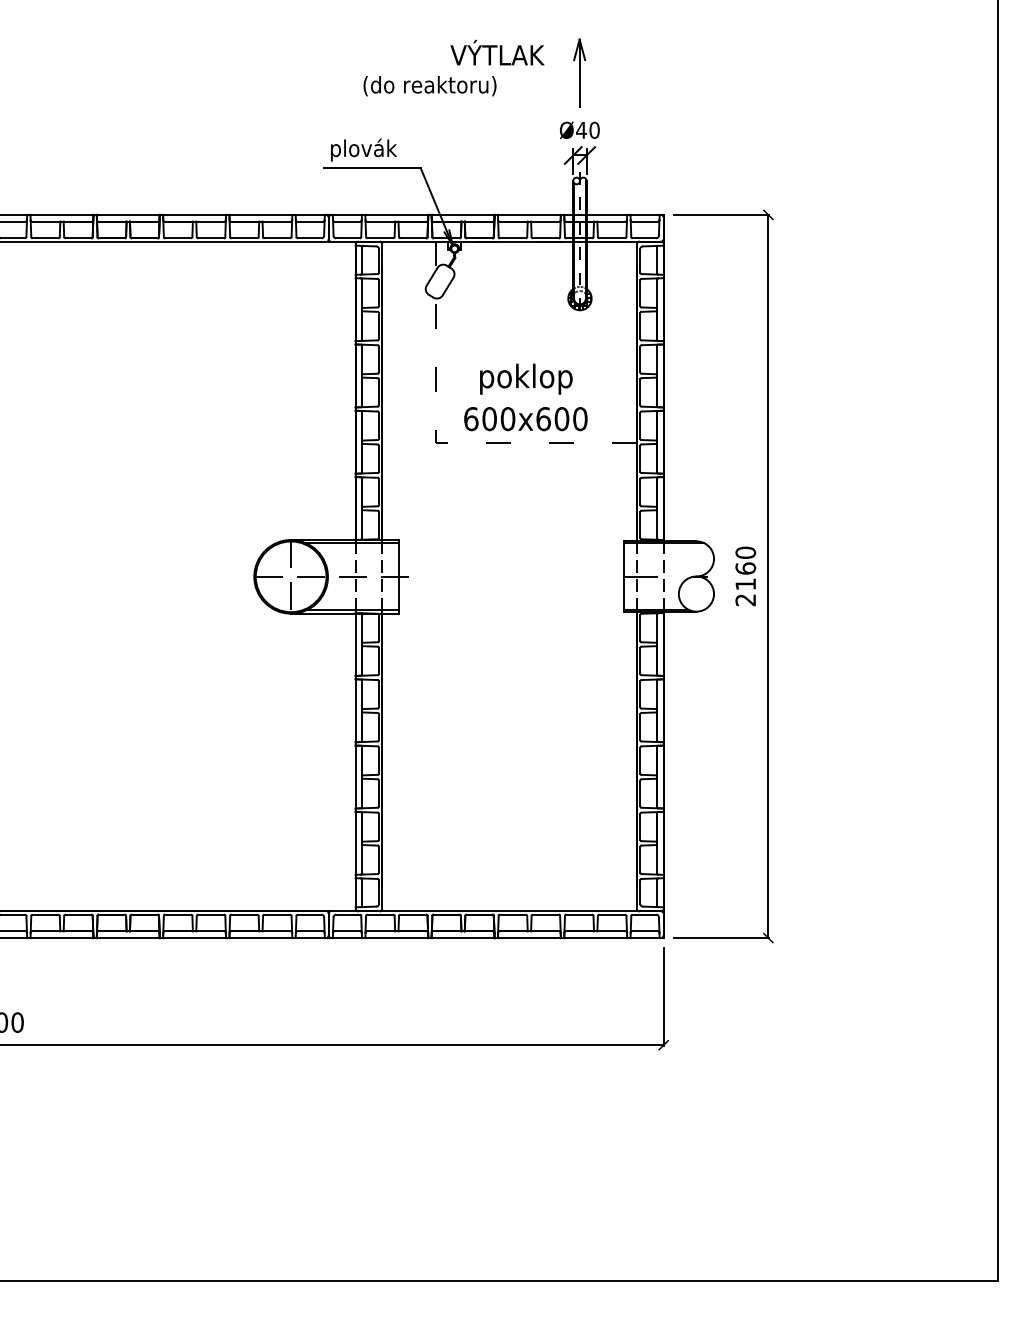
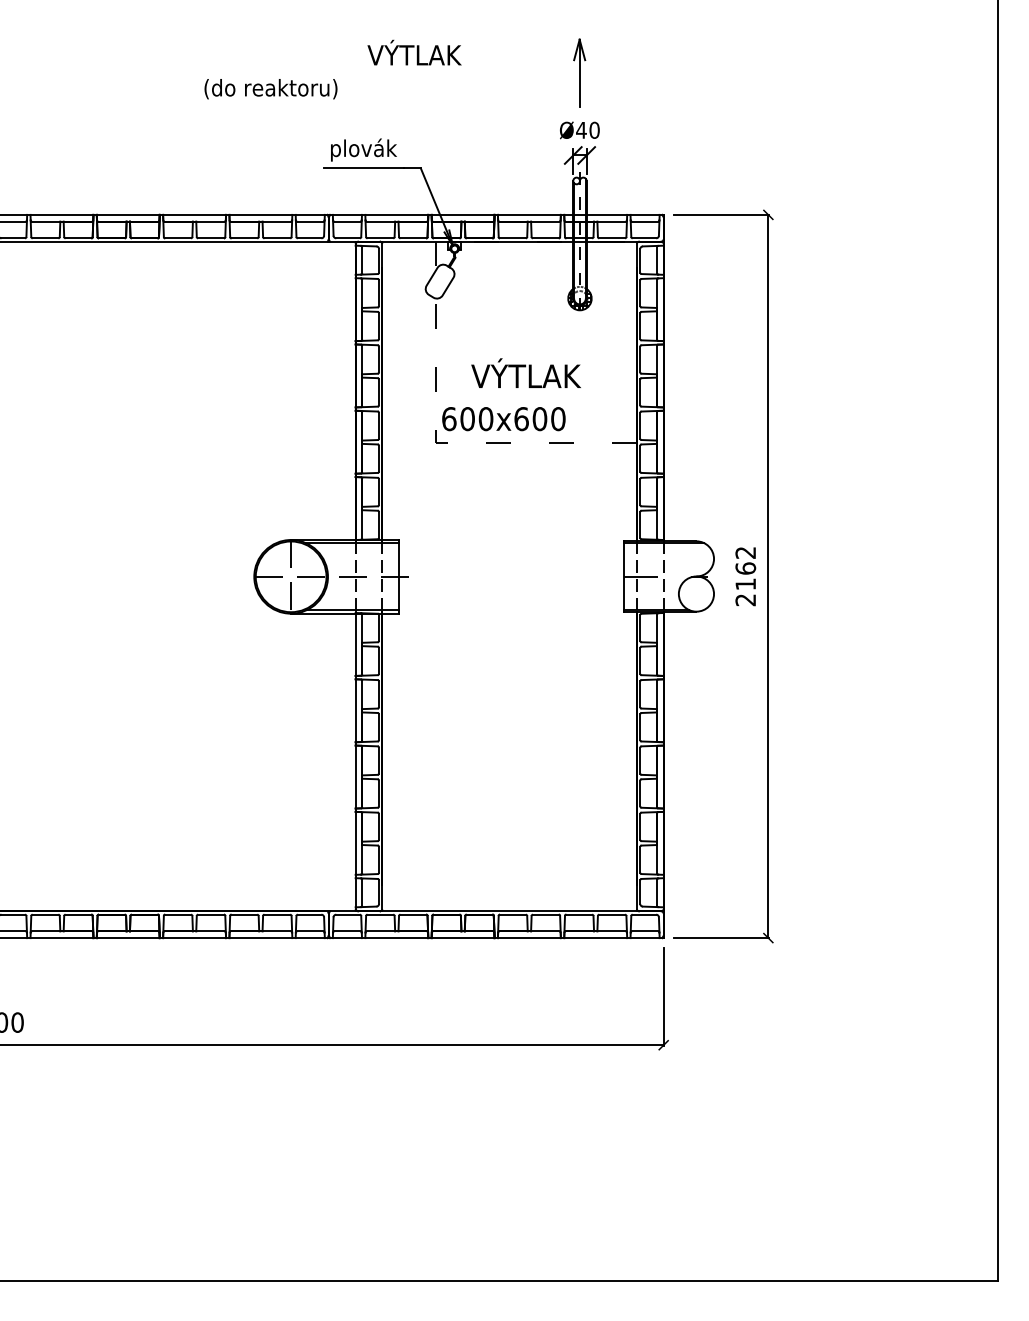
text position: (497, 52) -> (414, 52) (414, 52)
text position: (429, 86) -> (270, 89) (270, 89)
text: poklop -> VÝTLAK (525, 376)
text position: (525, 419) -> (503, 419) (503, 419)
text: 2160 -> 2162 (745, 552)
